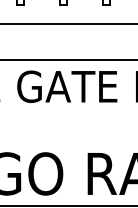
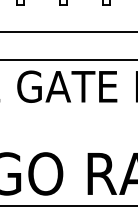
line position: (68, 23) -> (68, 31) (68, 31)
